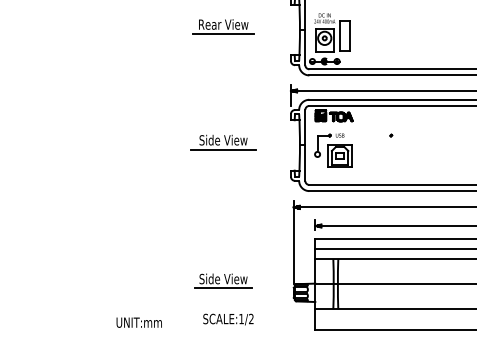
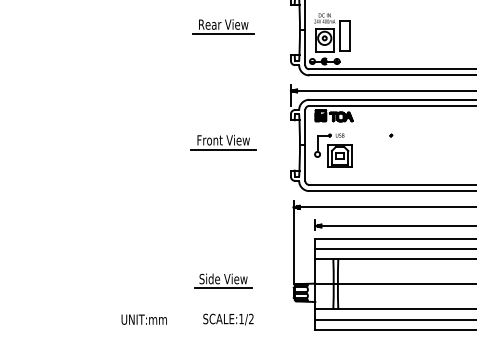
text: Side View -> Front View (223, 139)
line: none -> present (394, 319)
text position: (138, 322) -> (143, 319) (143, 319)
